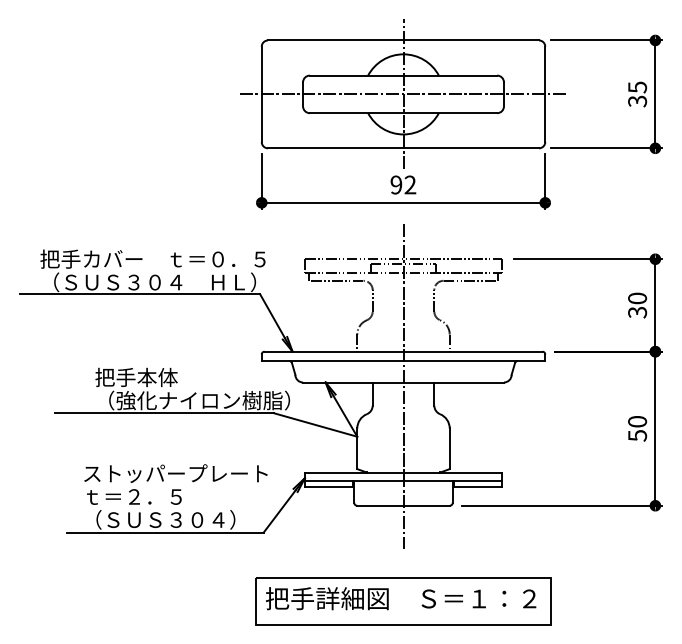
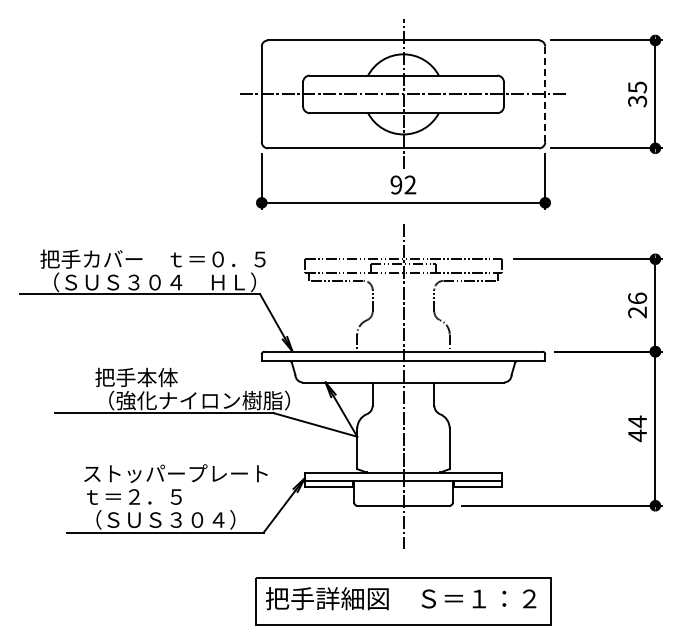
line: solid -> dashed (545, 94)
text: 30 -> 26 (637, 305)
text: 50 -> 44 (637, 428)
